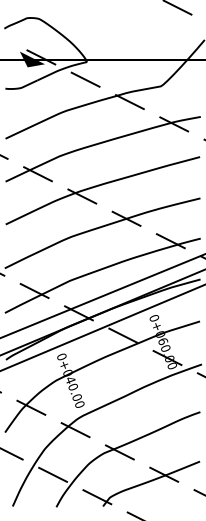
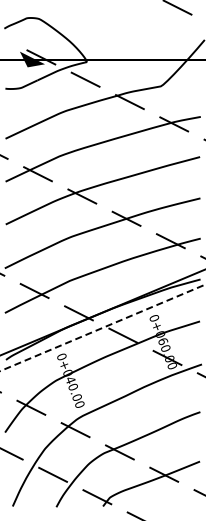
line: present -> none (102, 296)
line: solid -> dashed (102, 327)
